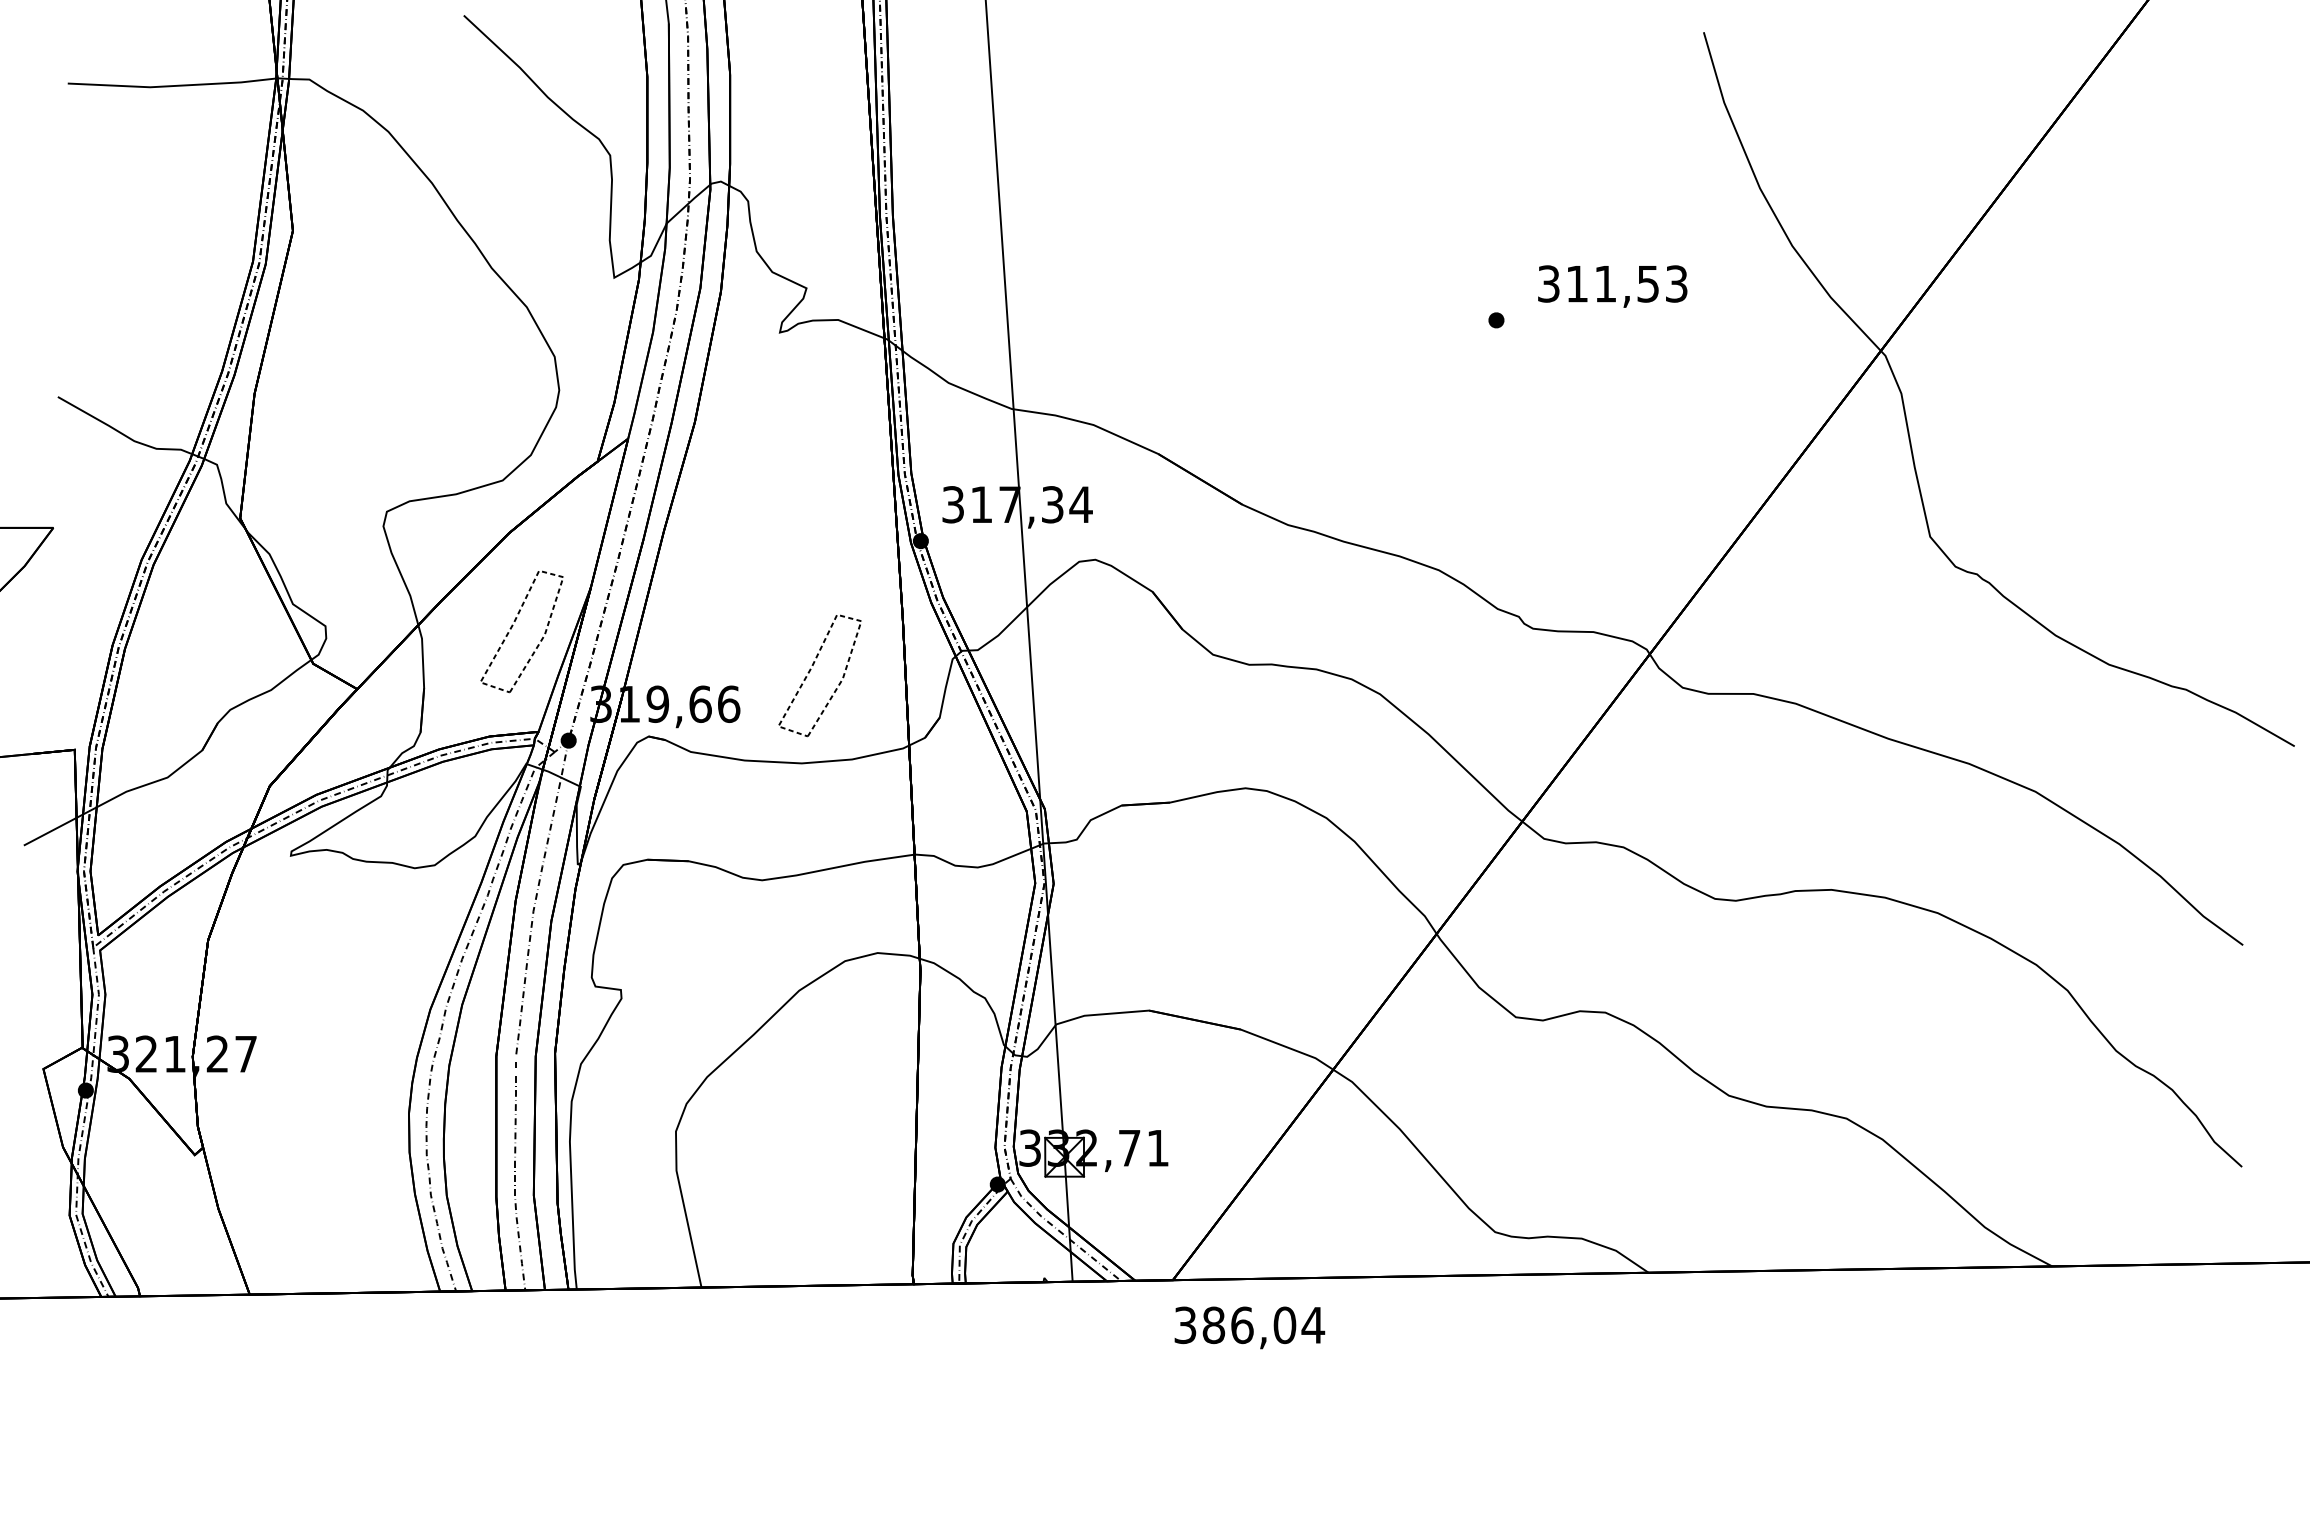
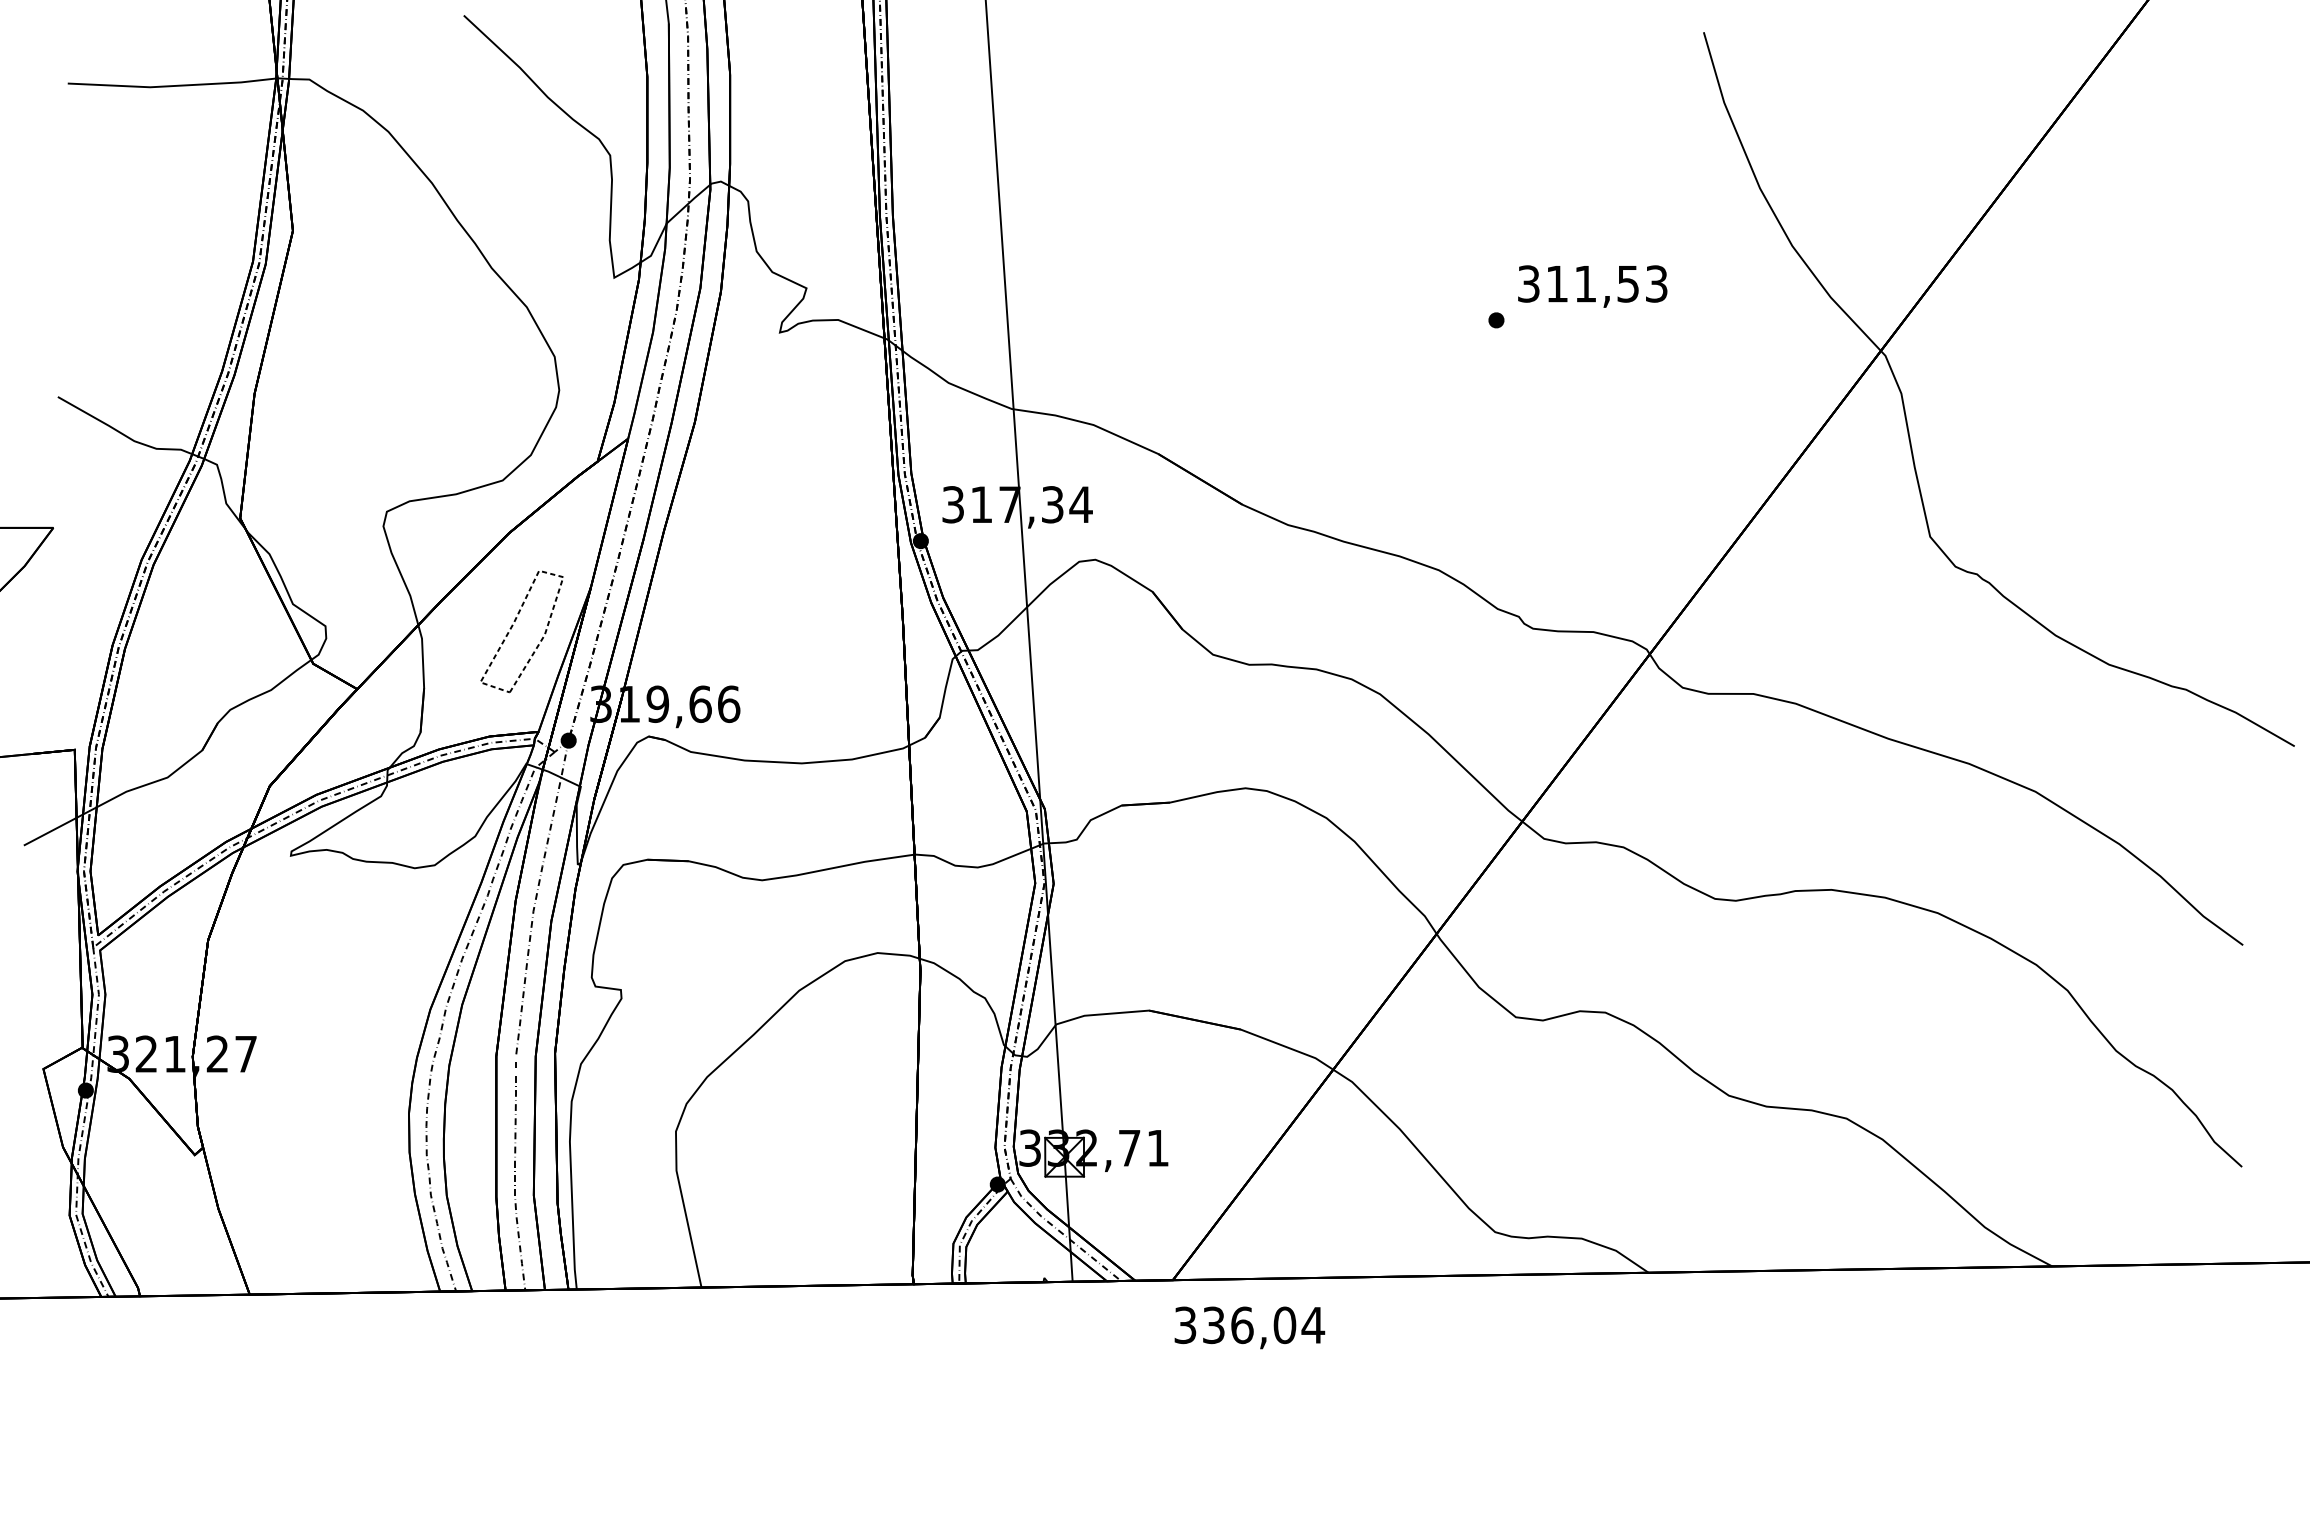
text position: (1612, 286) -> (1592, 286) (1592, 286)
part: present -> none (810, 671)
text: 386,04 -> 336,04 (1213, 1325)
